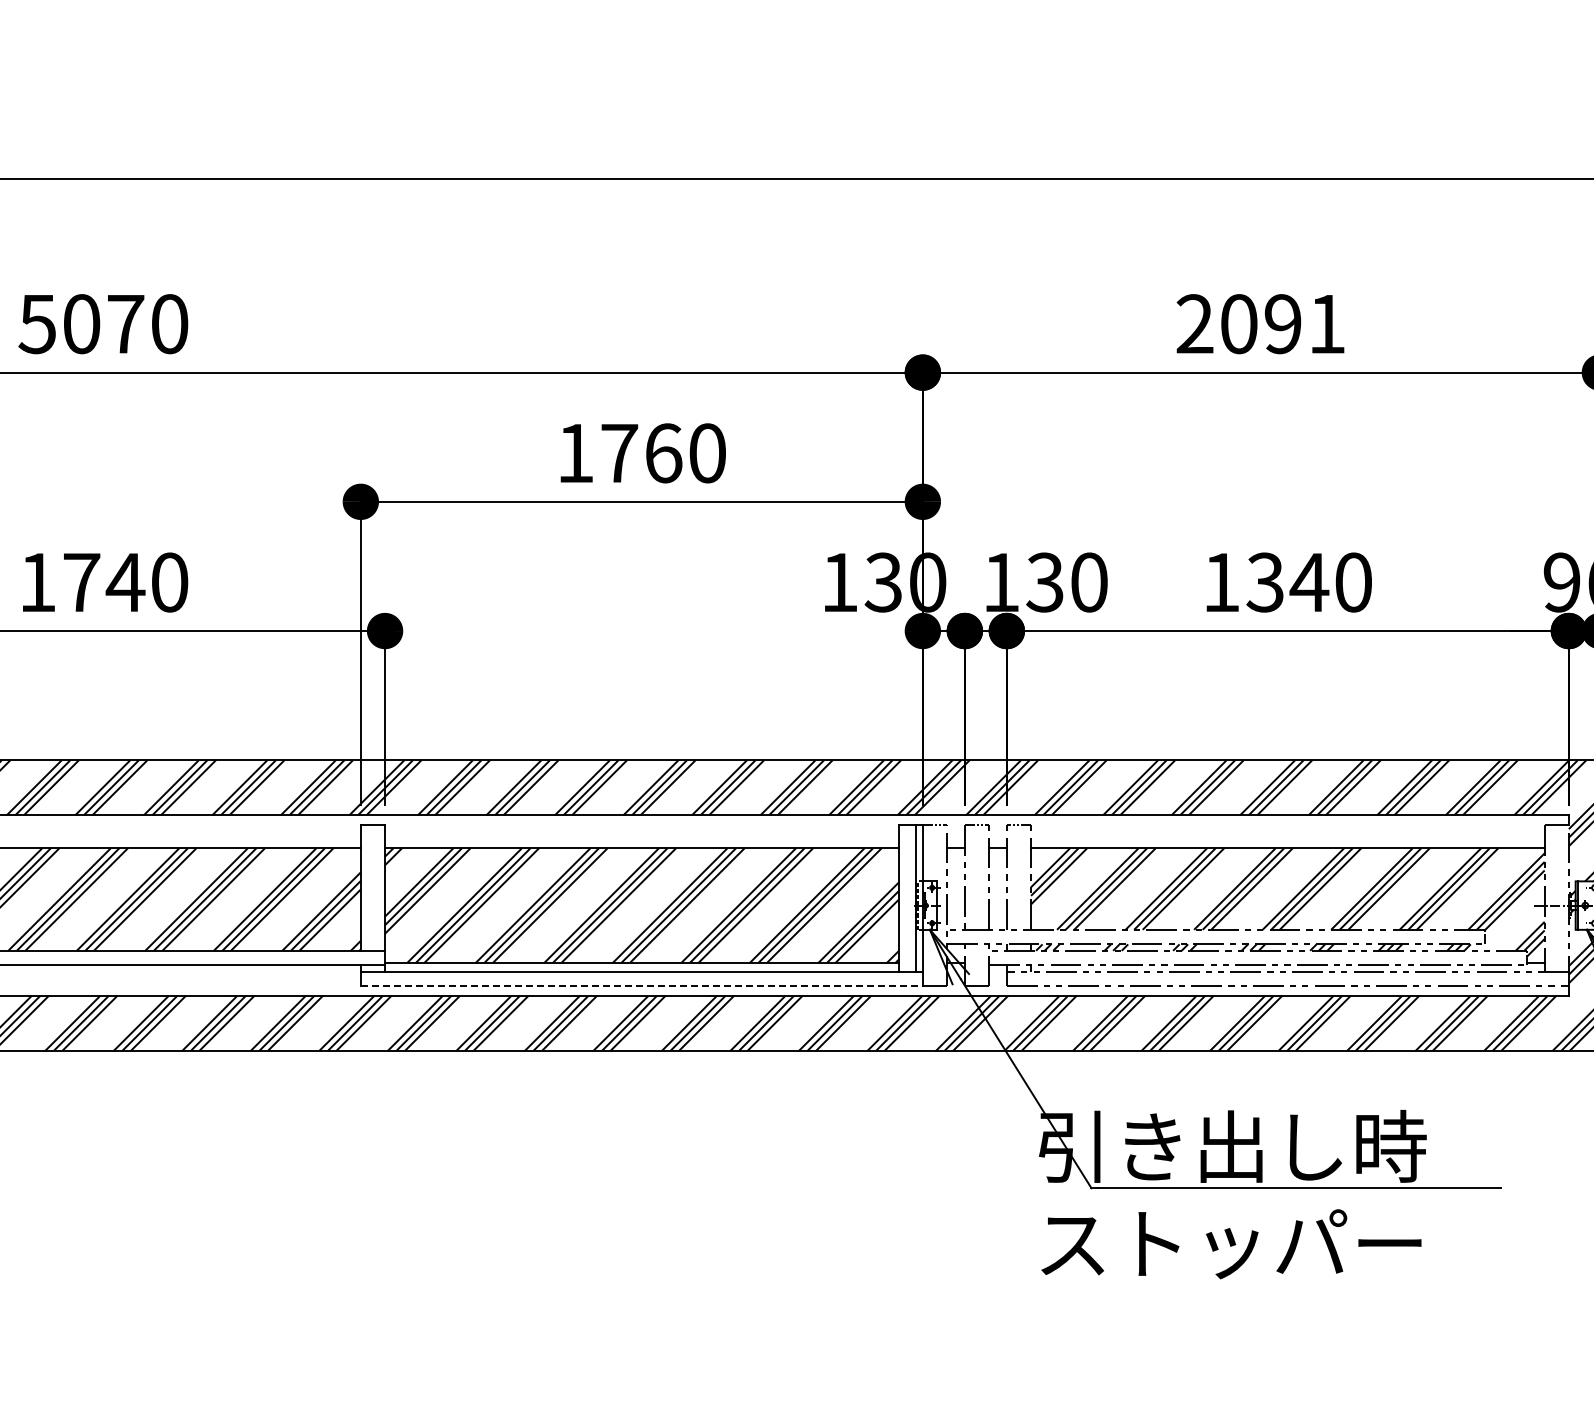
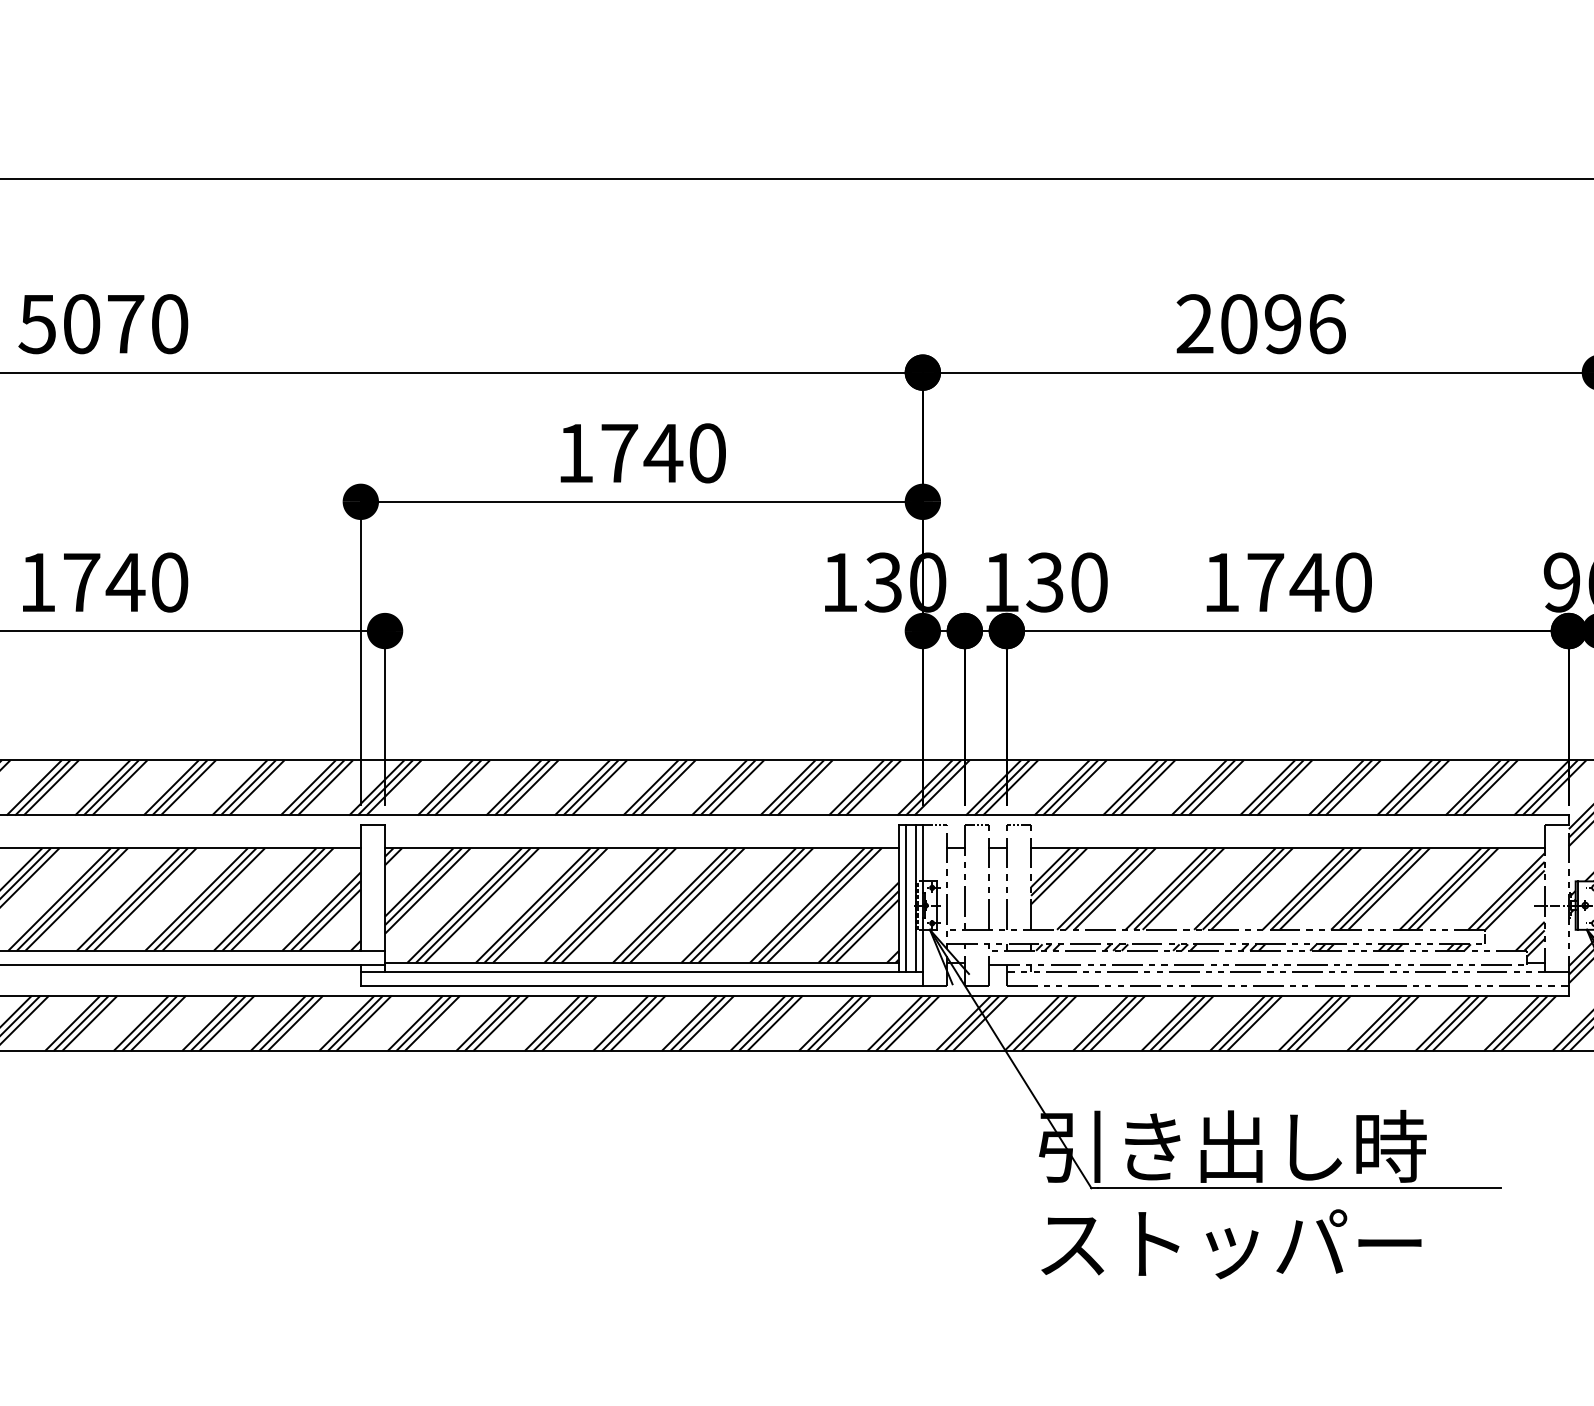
text: 2091 -> 2096 (1327, 324)
text: 1760 -> 1740 (663, 453)
text: 1340 -> 1740 (1265, 582)
line: none -> present (905, 897)
line: dashed -> solid (642, 986)
